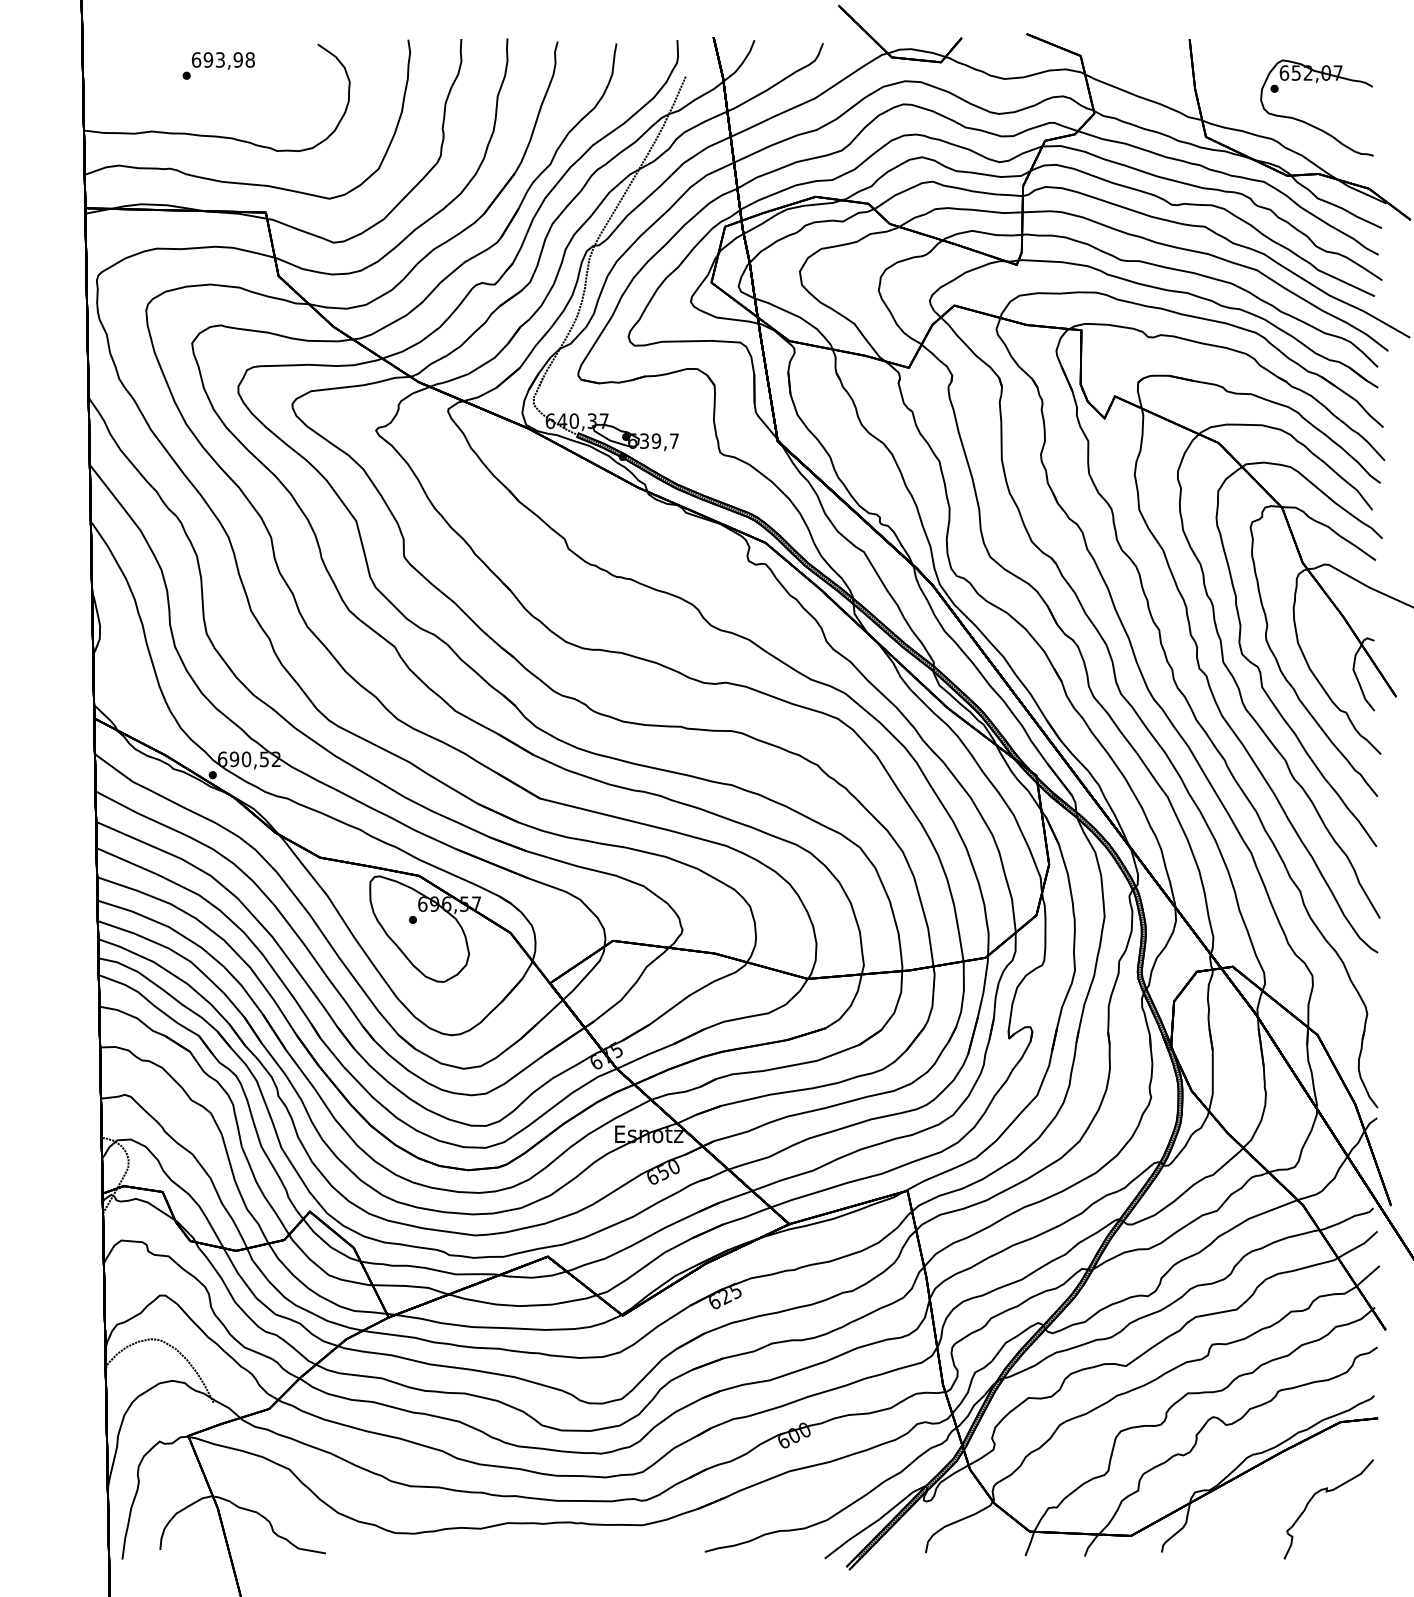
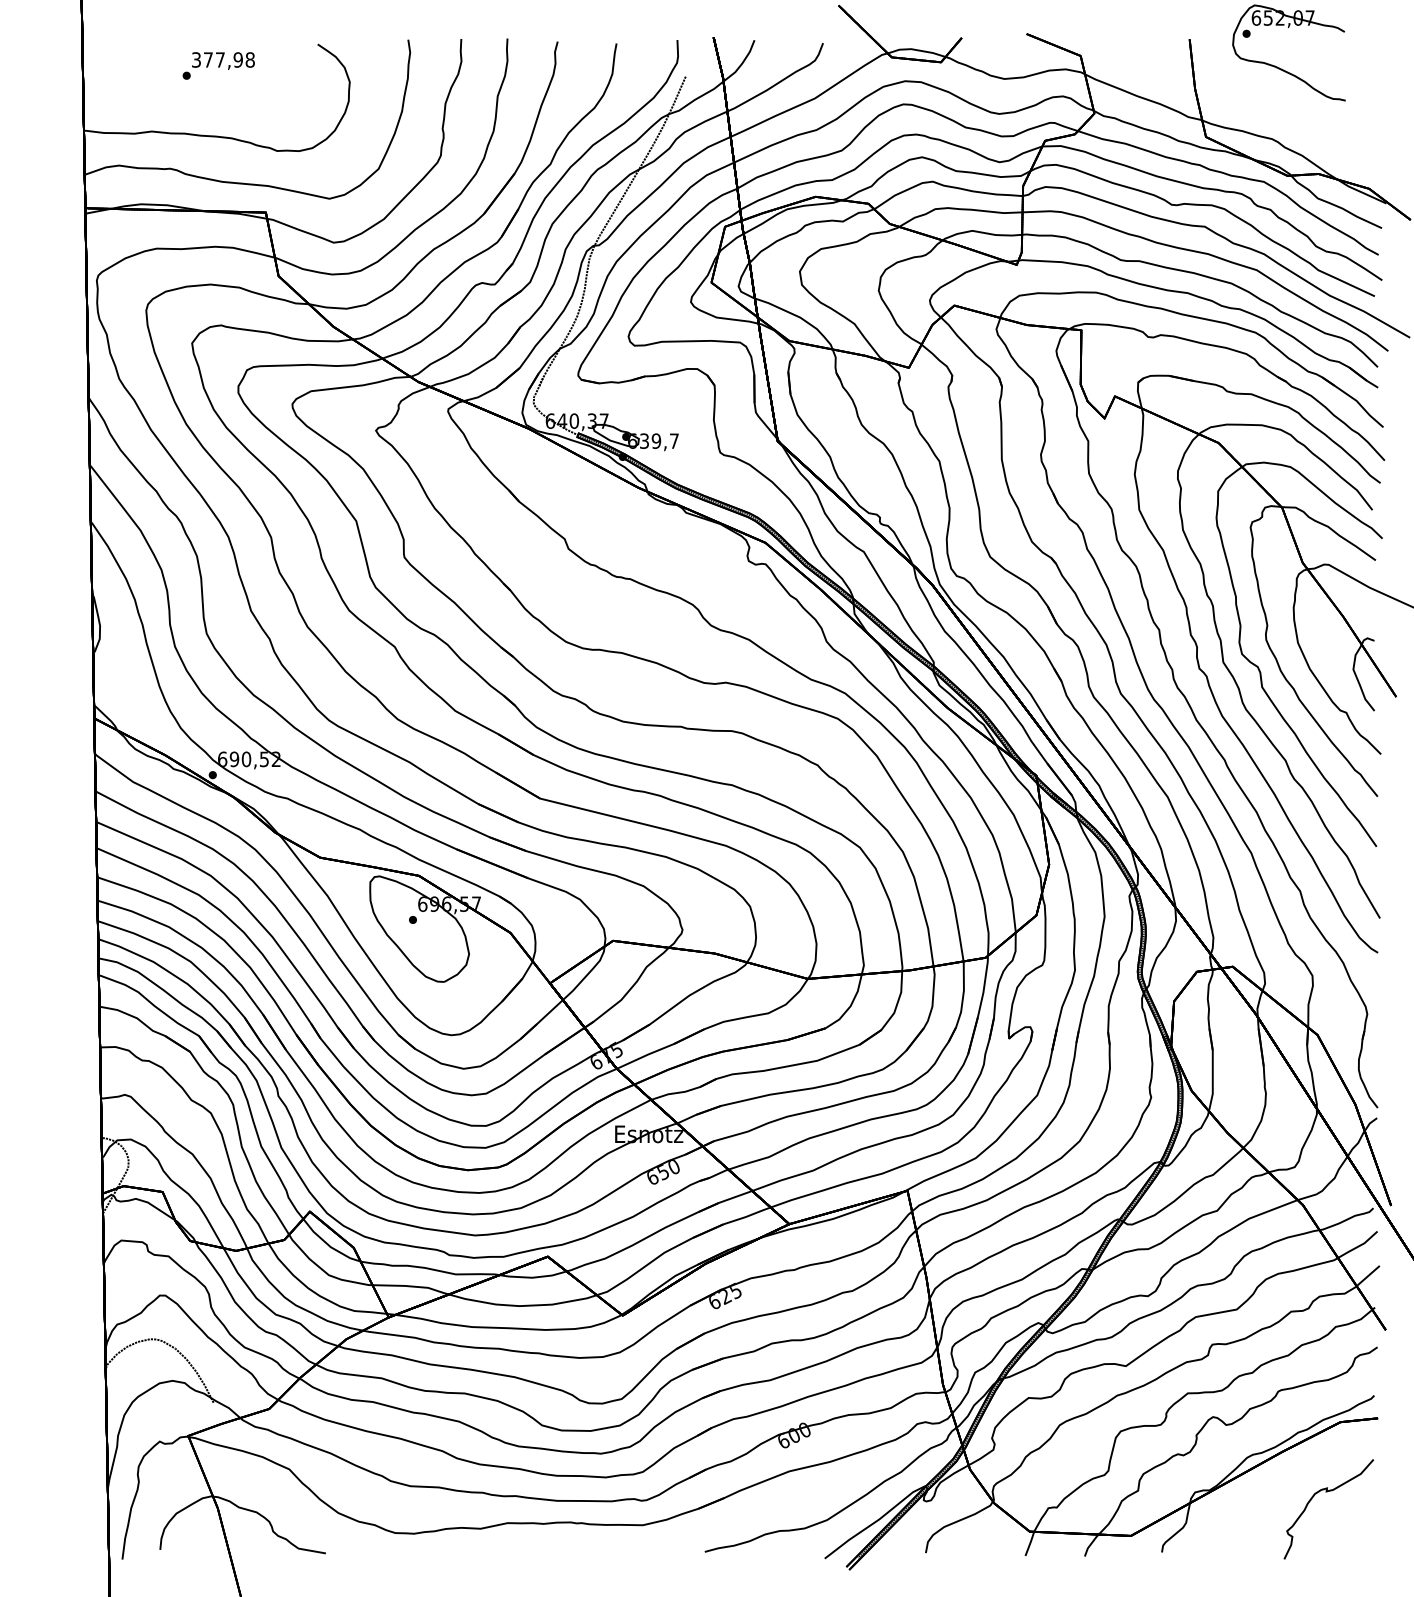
text: 693,98 -> 377,98 (207, 59)
part position: (1309, 123) -> (1281, 68) (1281, 68)
